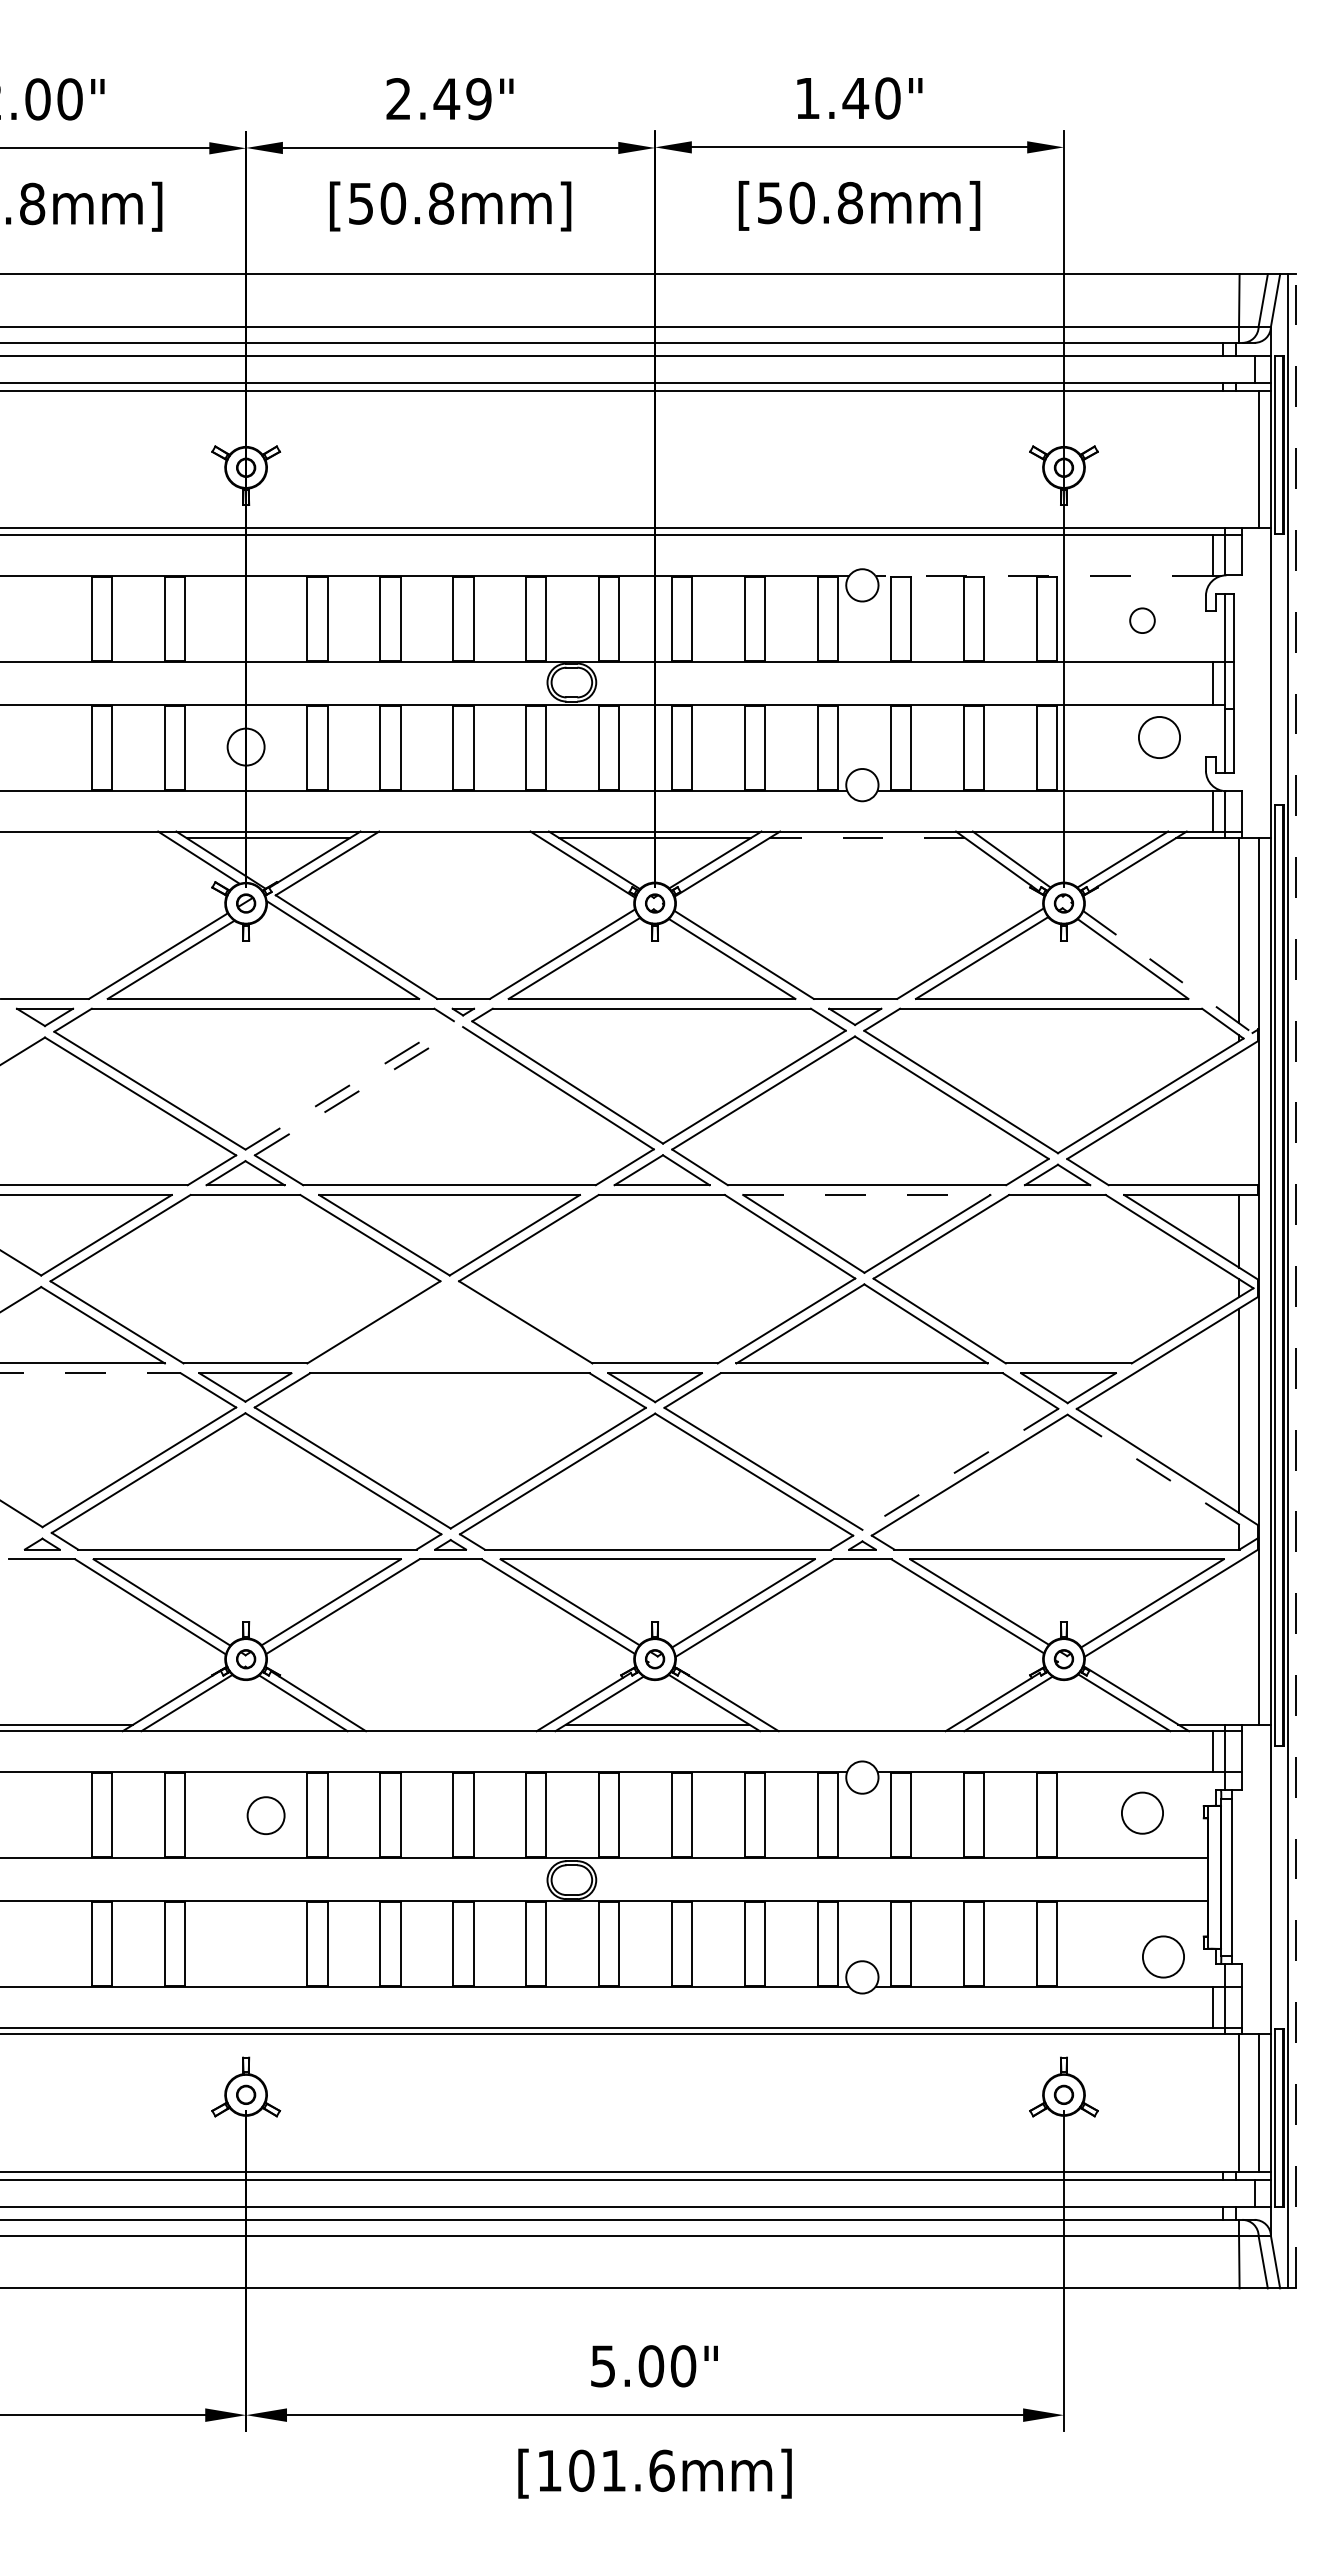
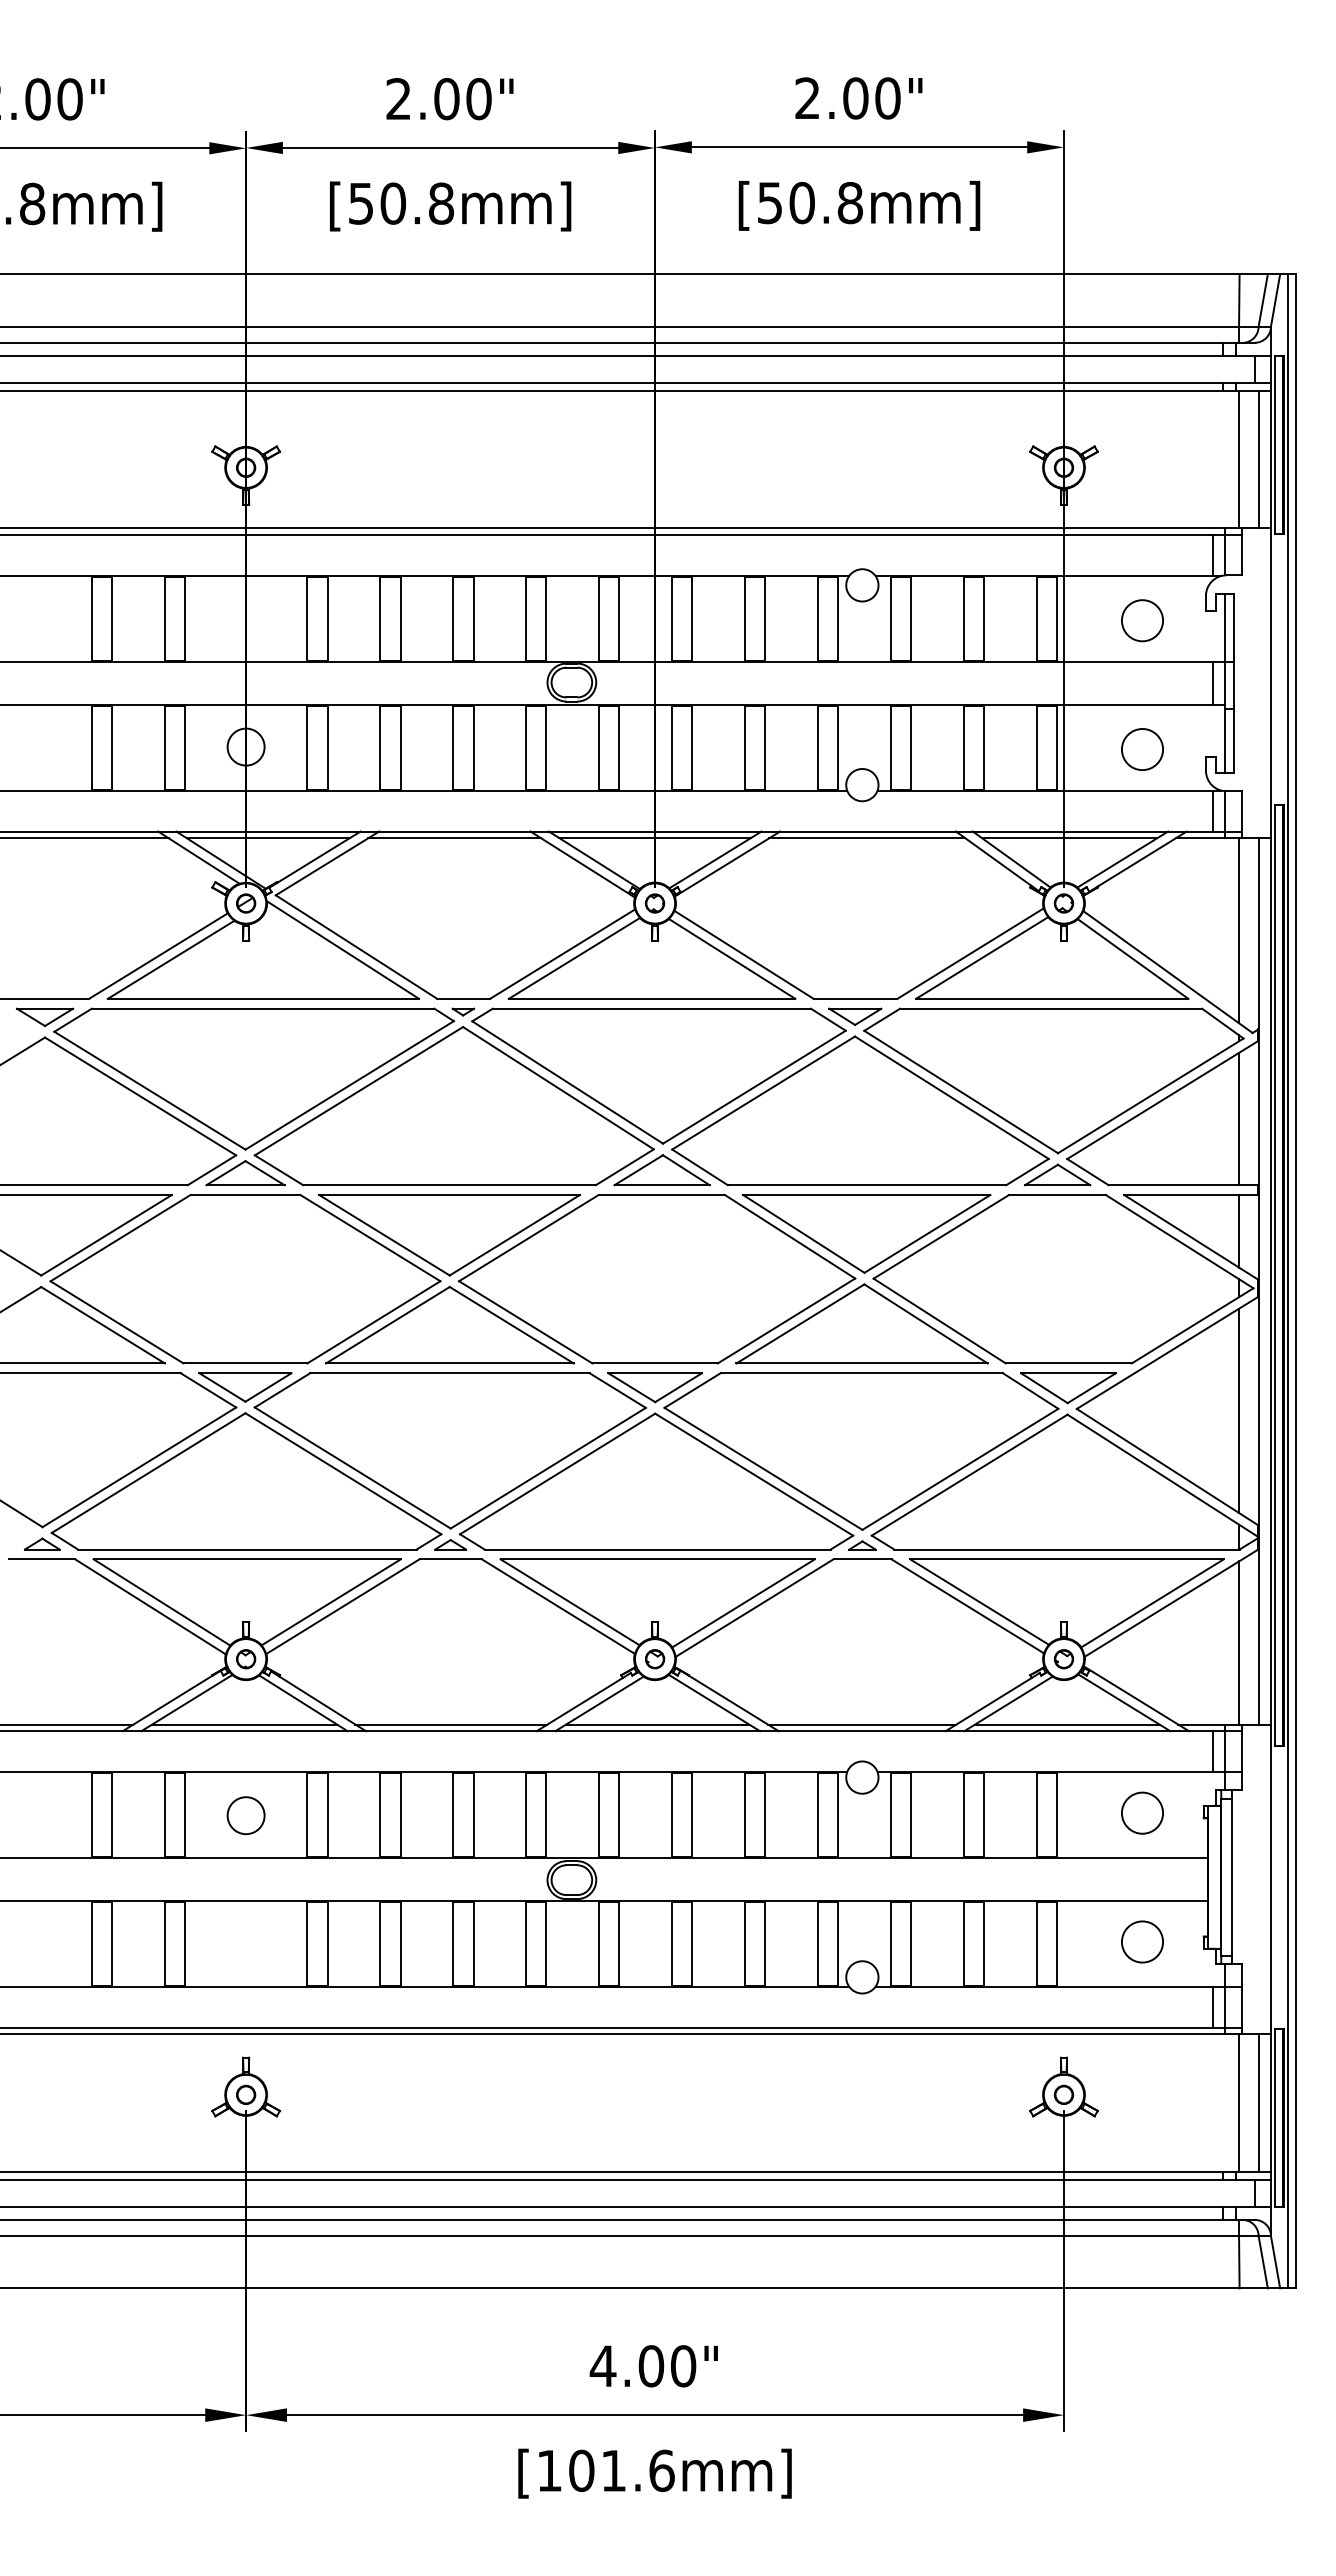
text: 1.40" -> 2.00" (832, 98)
text: 2.49" -> 2.00" (462, 99)
line: none -> present (1239, 459)
line: dashed -> solid (1044, 575)
circle diameter: 25 px -> 41 px (1142, 620)
circle position: (1159, 737) -> (1142, 749) (1142, 749)
line: none -> present (85, 838)
line: none -> present (454, 838)
line: dashed -> solid (867, 838)
line: none -> present (1069, 838)
line: dashed -> solid (1168, 972)
line: dashed -> solid (350, 1085)
line: dashed -> solid (359, 1090)
line: none -> present (1239, 1118)
line: dashed -> solid (866, 1195)
line: dashed -> solid (1295, 1281)
part: none -> present (449, 1324)
line: dashed -> solid (90, 1373)
line: dashed -> solid (960, 1469)
line: dashed -> solid (1163, 1476)
line: none -> present (1239, 1642)
line: none -> present (244, 1724)
line: none -> present (451, 1724)
line: none -> present (861, 1724)
line: none -> present (1067, 1724)
circle position: (265, 1815) -> (245, 1815) (245, 1815)
circle position: (1163, 1956) -> (1142, 1941) (1142, 1941)
text: 5.00" -> 4.00" (602, 2366)
